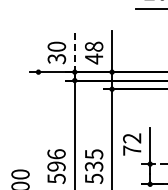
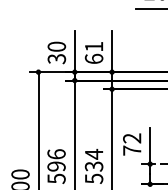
line: dashed -> solid (74, 51)
text: 48 -> 61 (93, 52)
line: none -> present (38, 129)
text: 535 -> 534 (94, 153)
